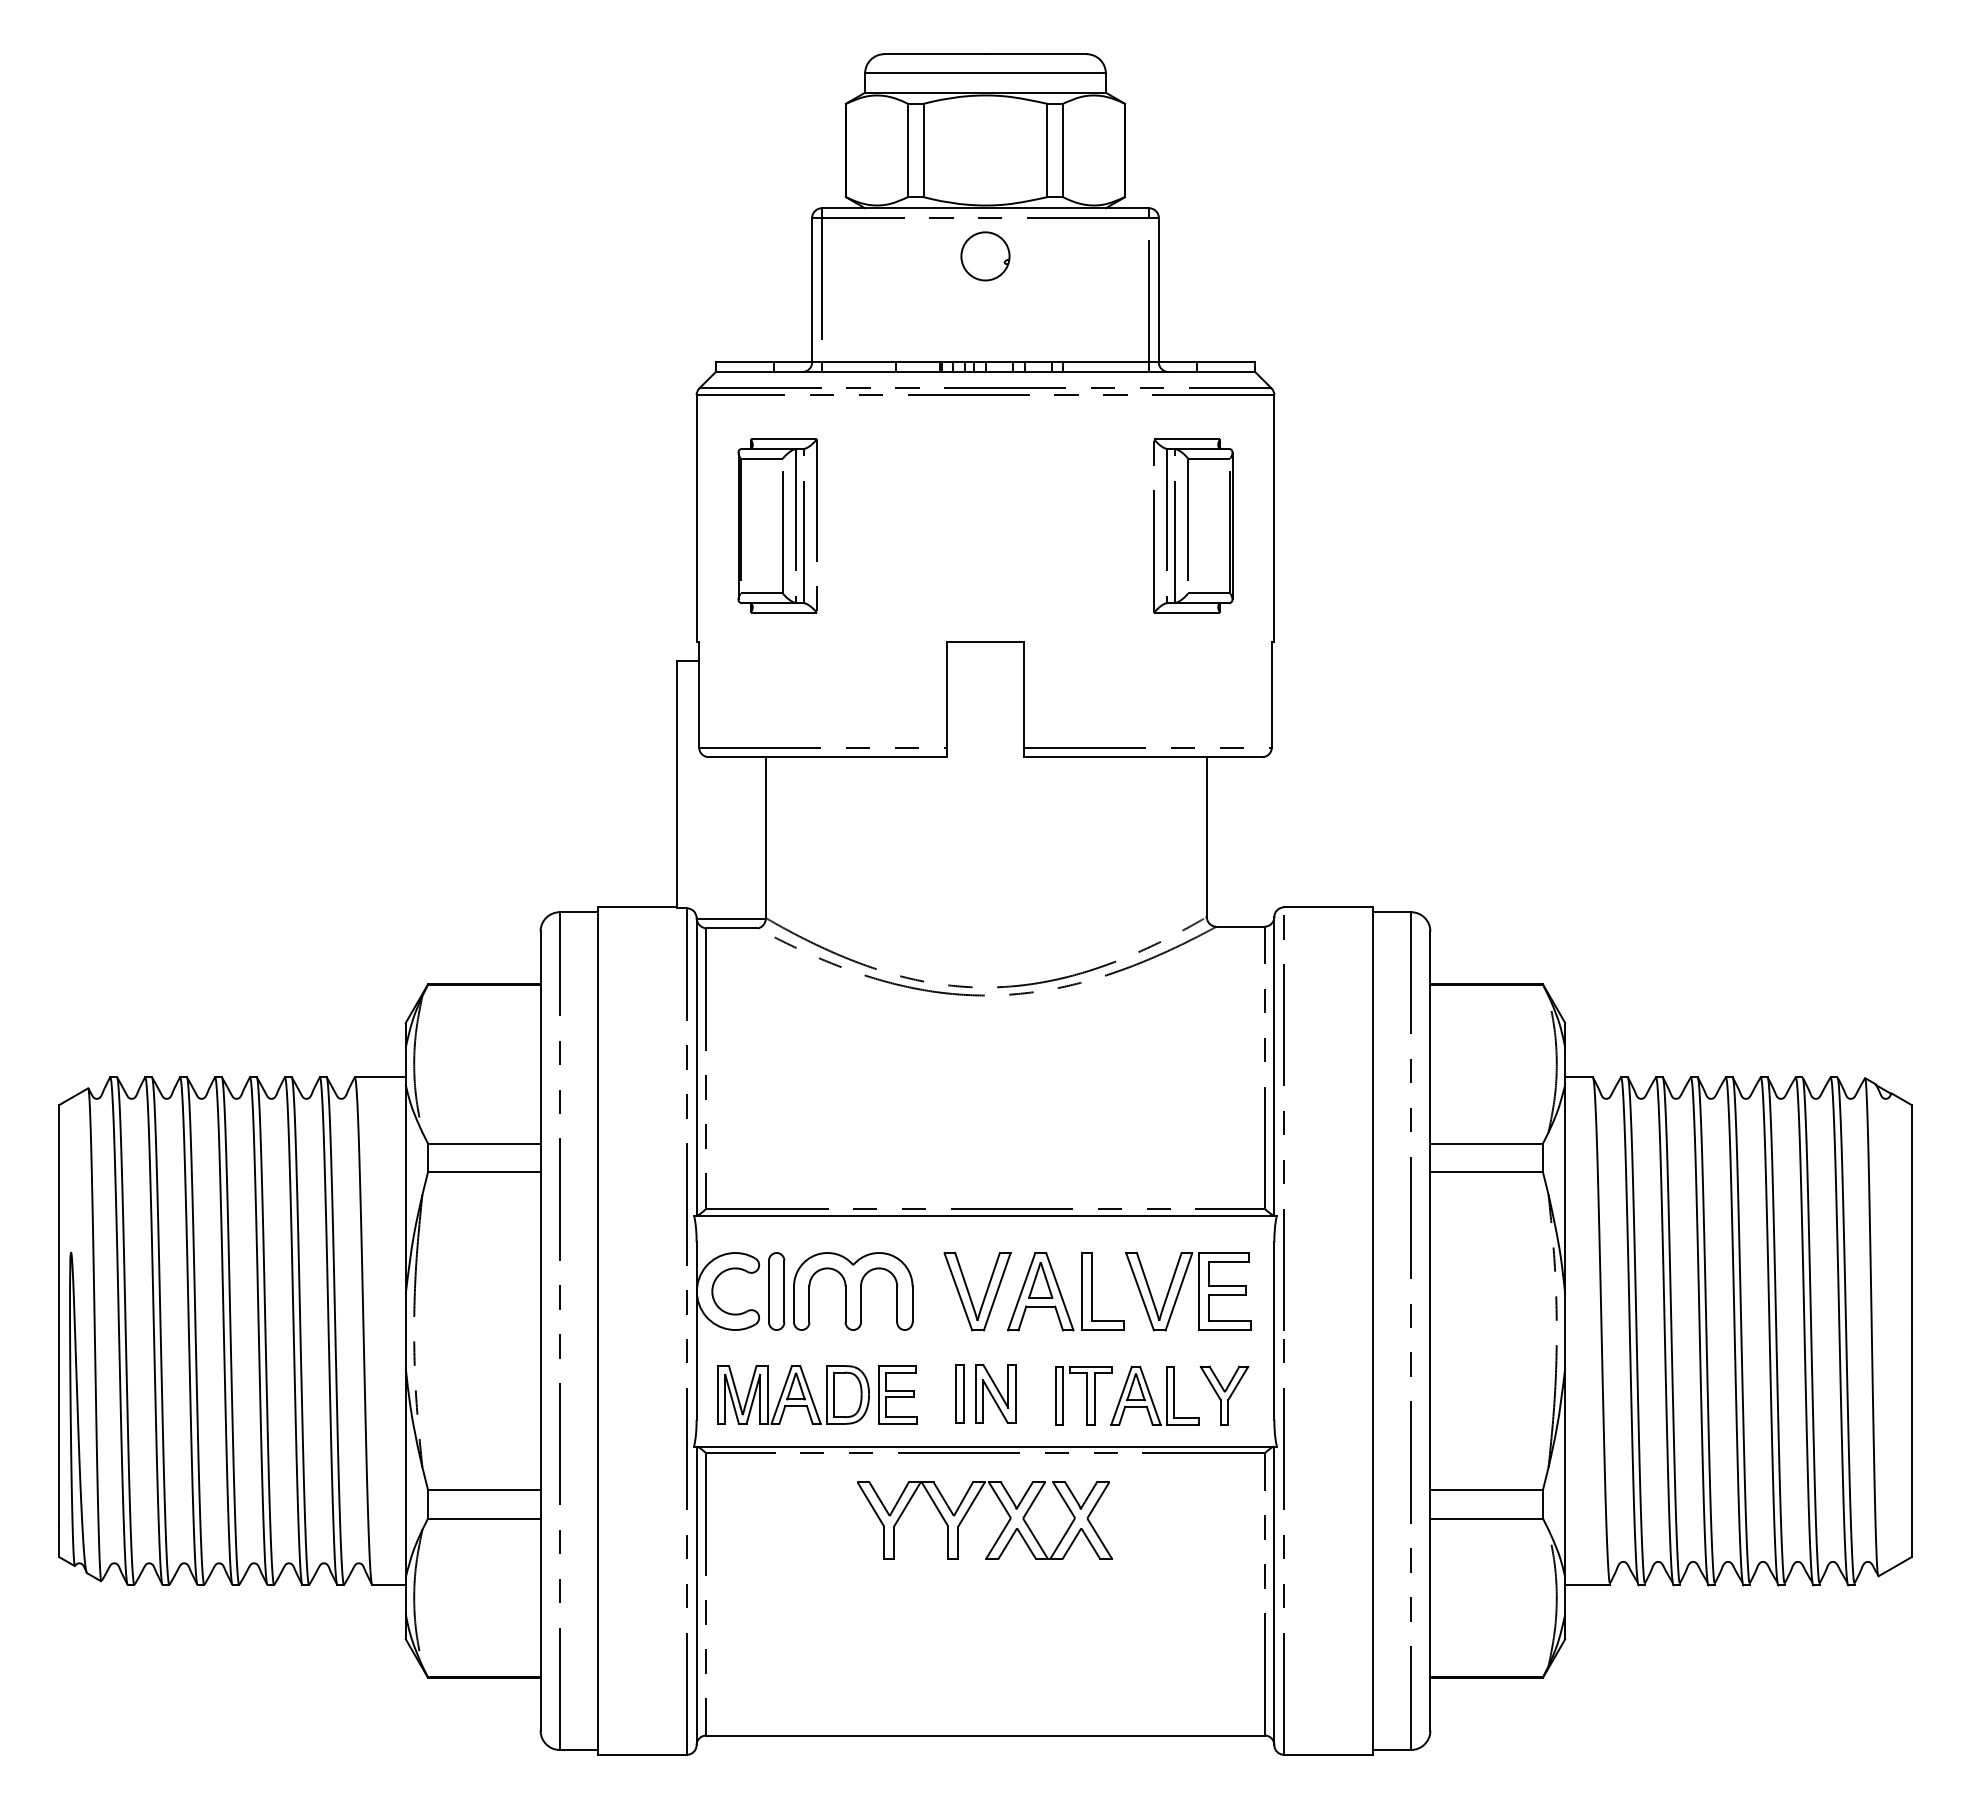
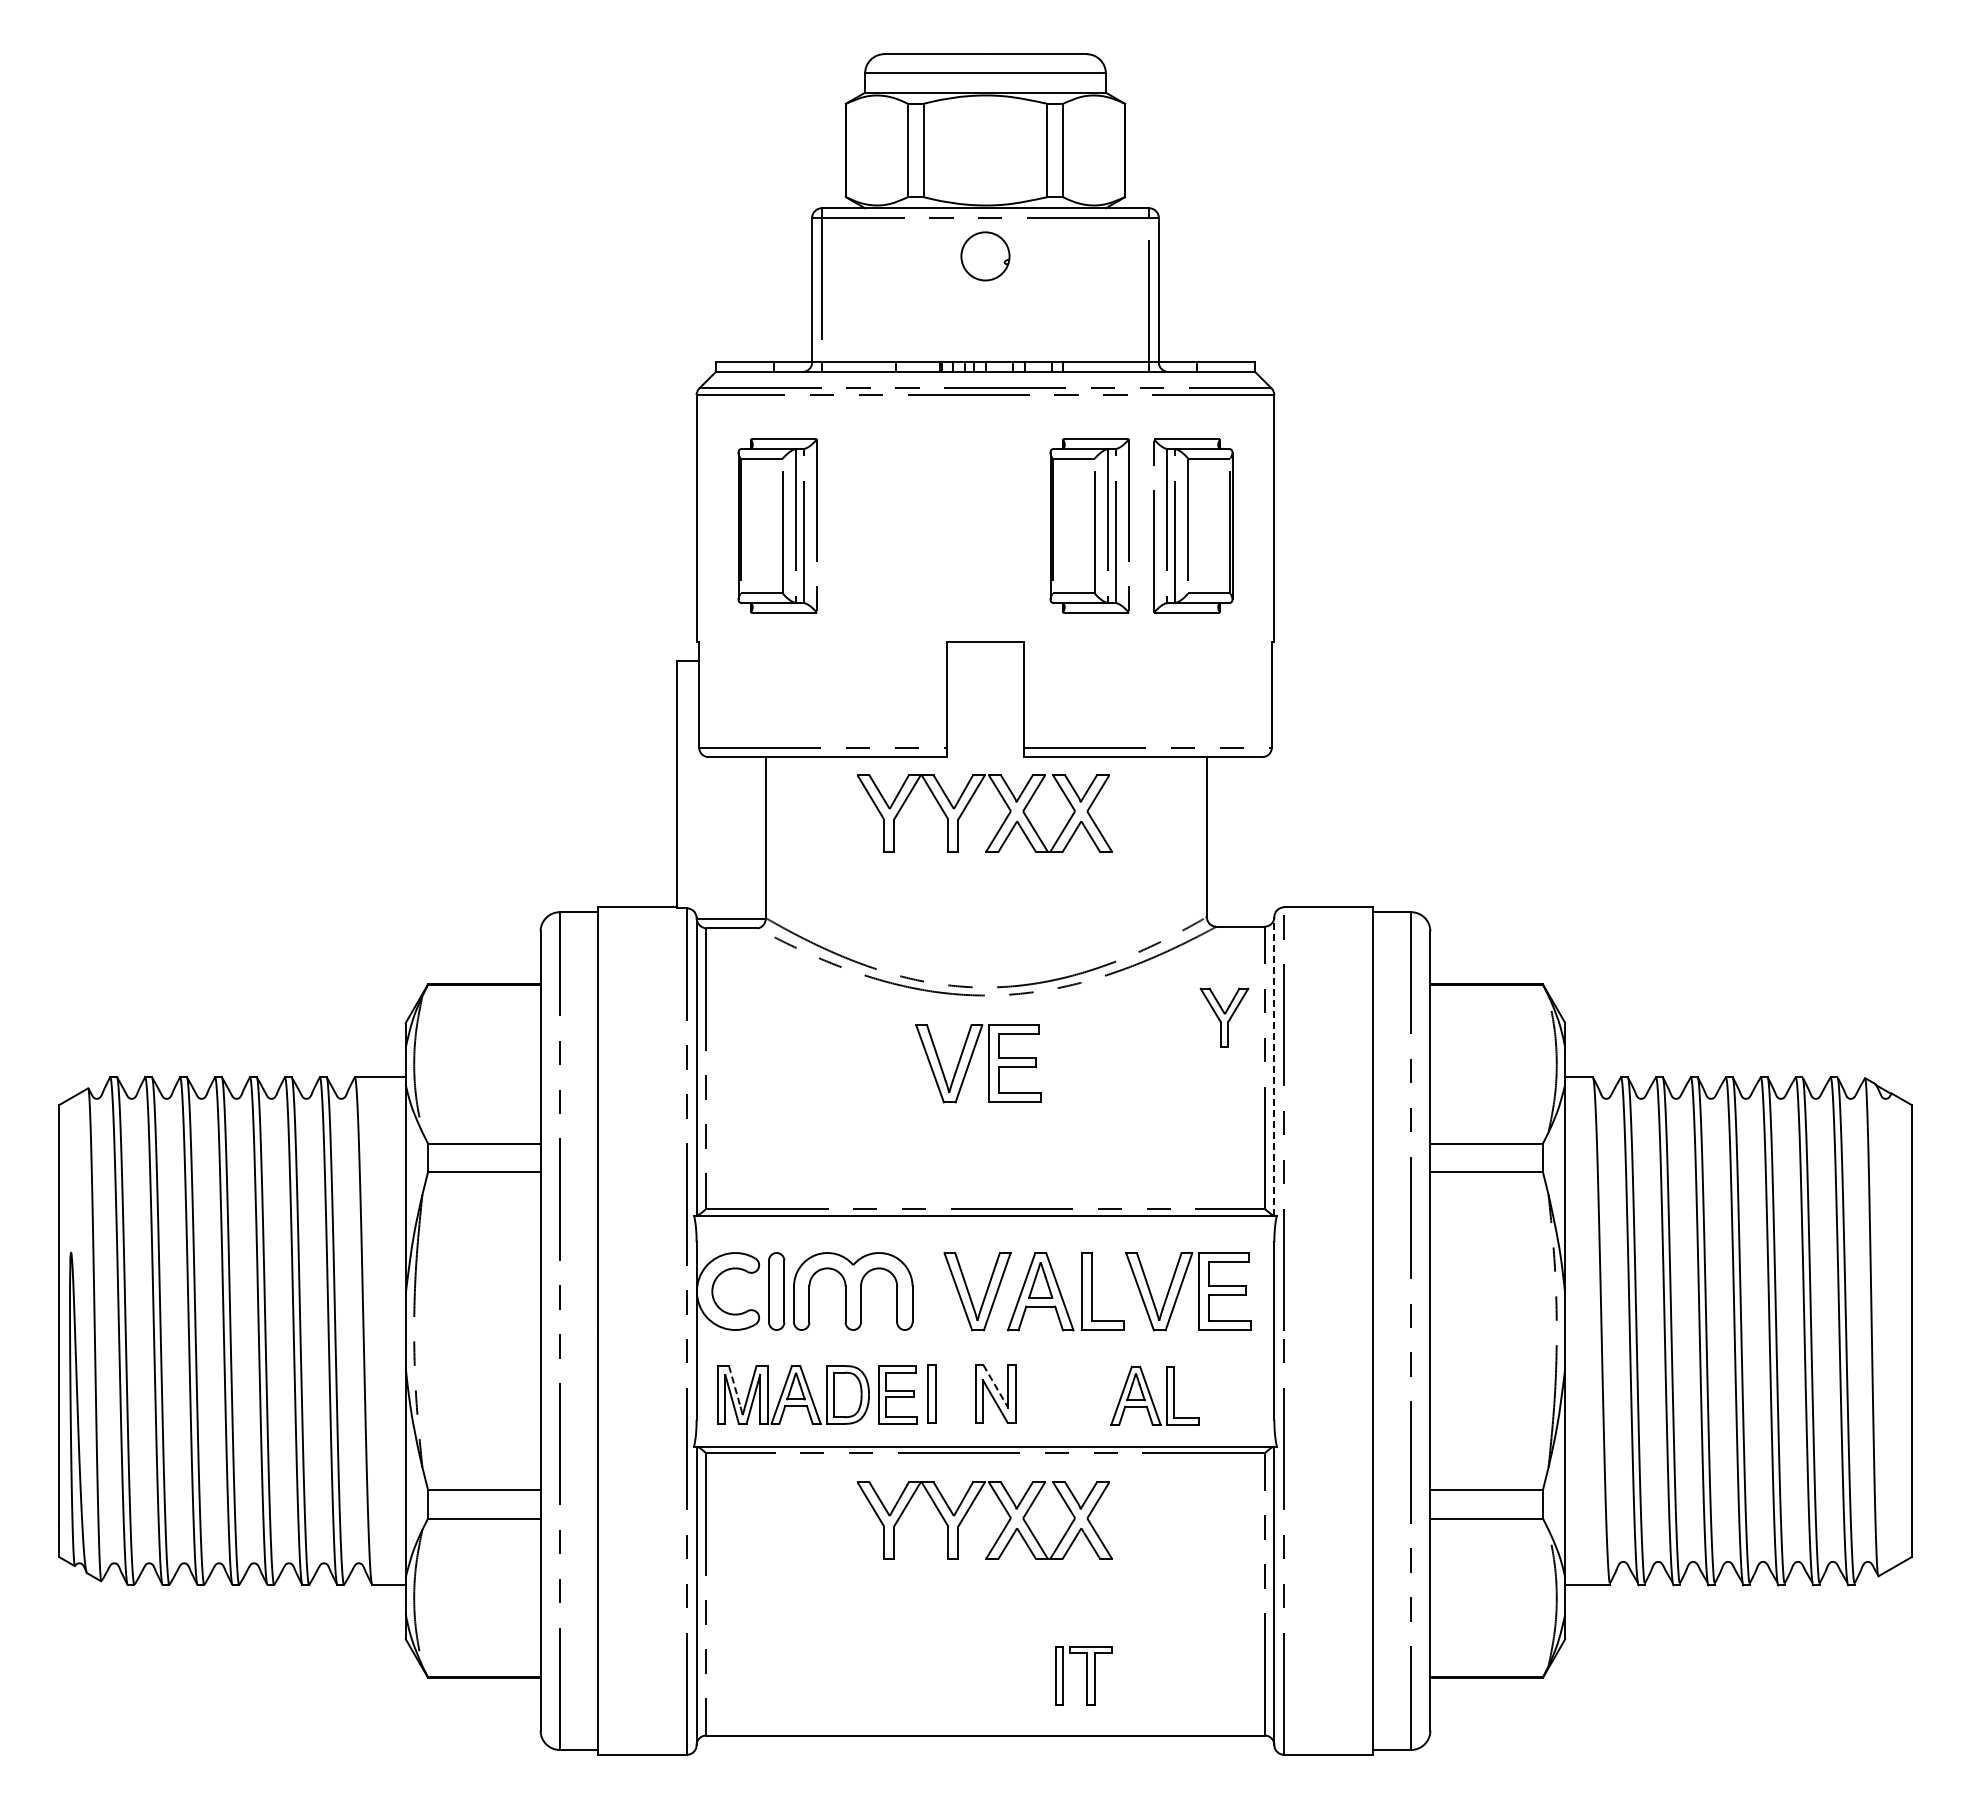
part: none -> present (1089, 525)
part: none -> present (969, 803)
part: none -> present (971, 1060)
line: solid -> dashed (1274, 1065)
line: solid -> dashed (734, 1386)
line: solid -> dashed (995, 1386)
part position: (959, 1393) -> (931, 1393) (931, 1393)
part position: (1083, 1395) -> (1083, 1675) (1083, 1675)
part position: (1224, 1395) -> (1224, 1017) (1224, 1017)
